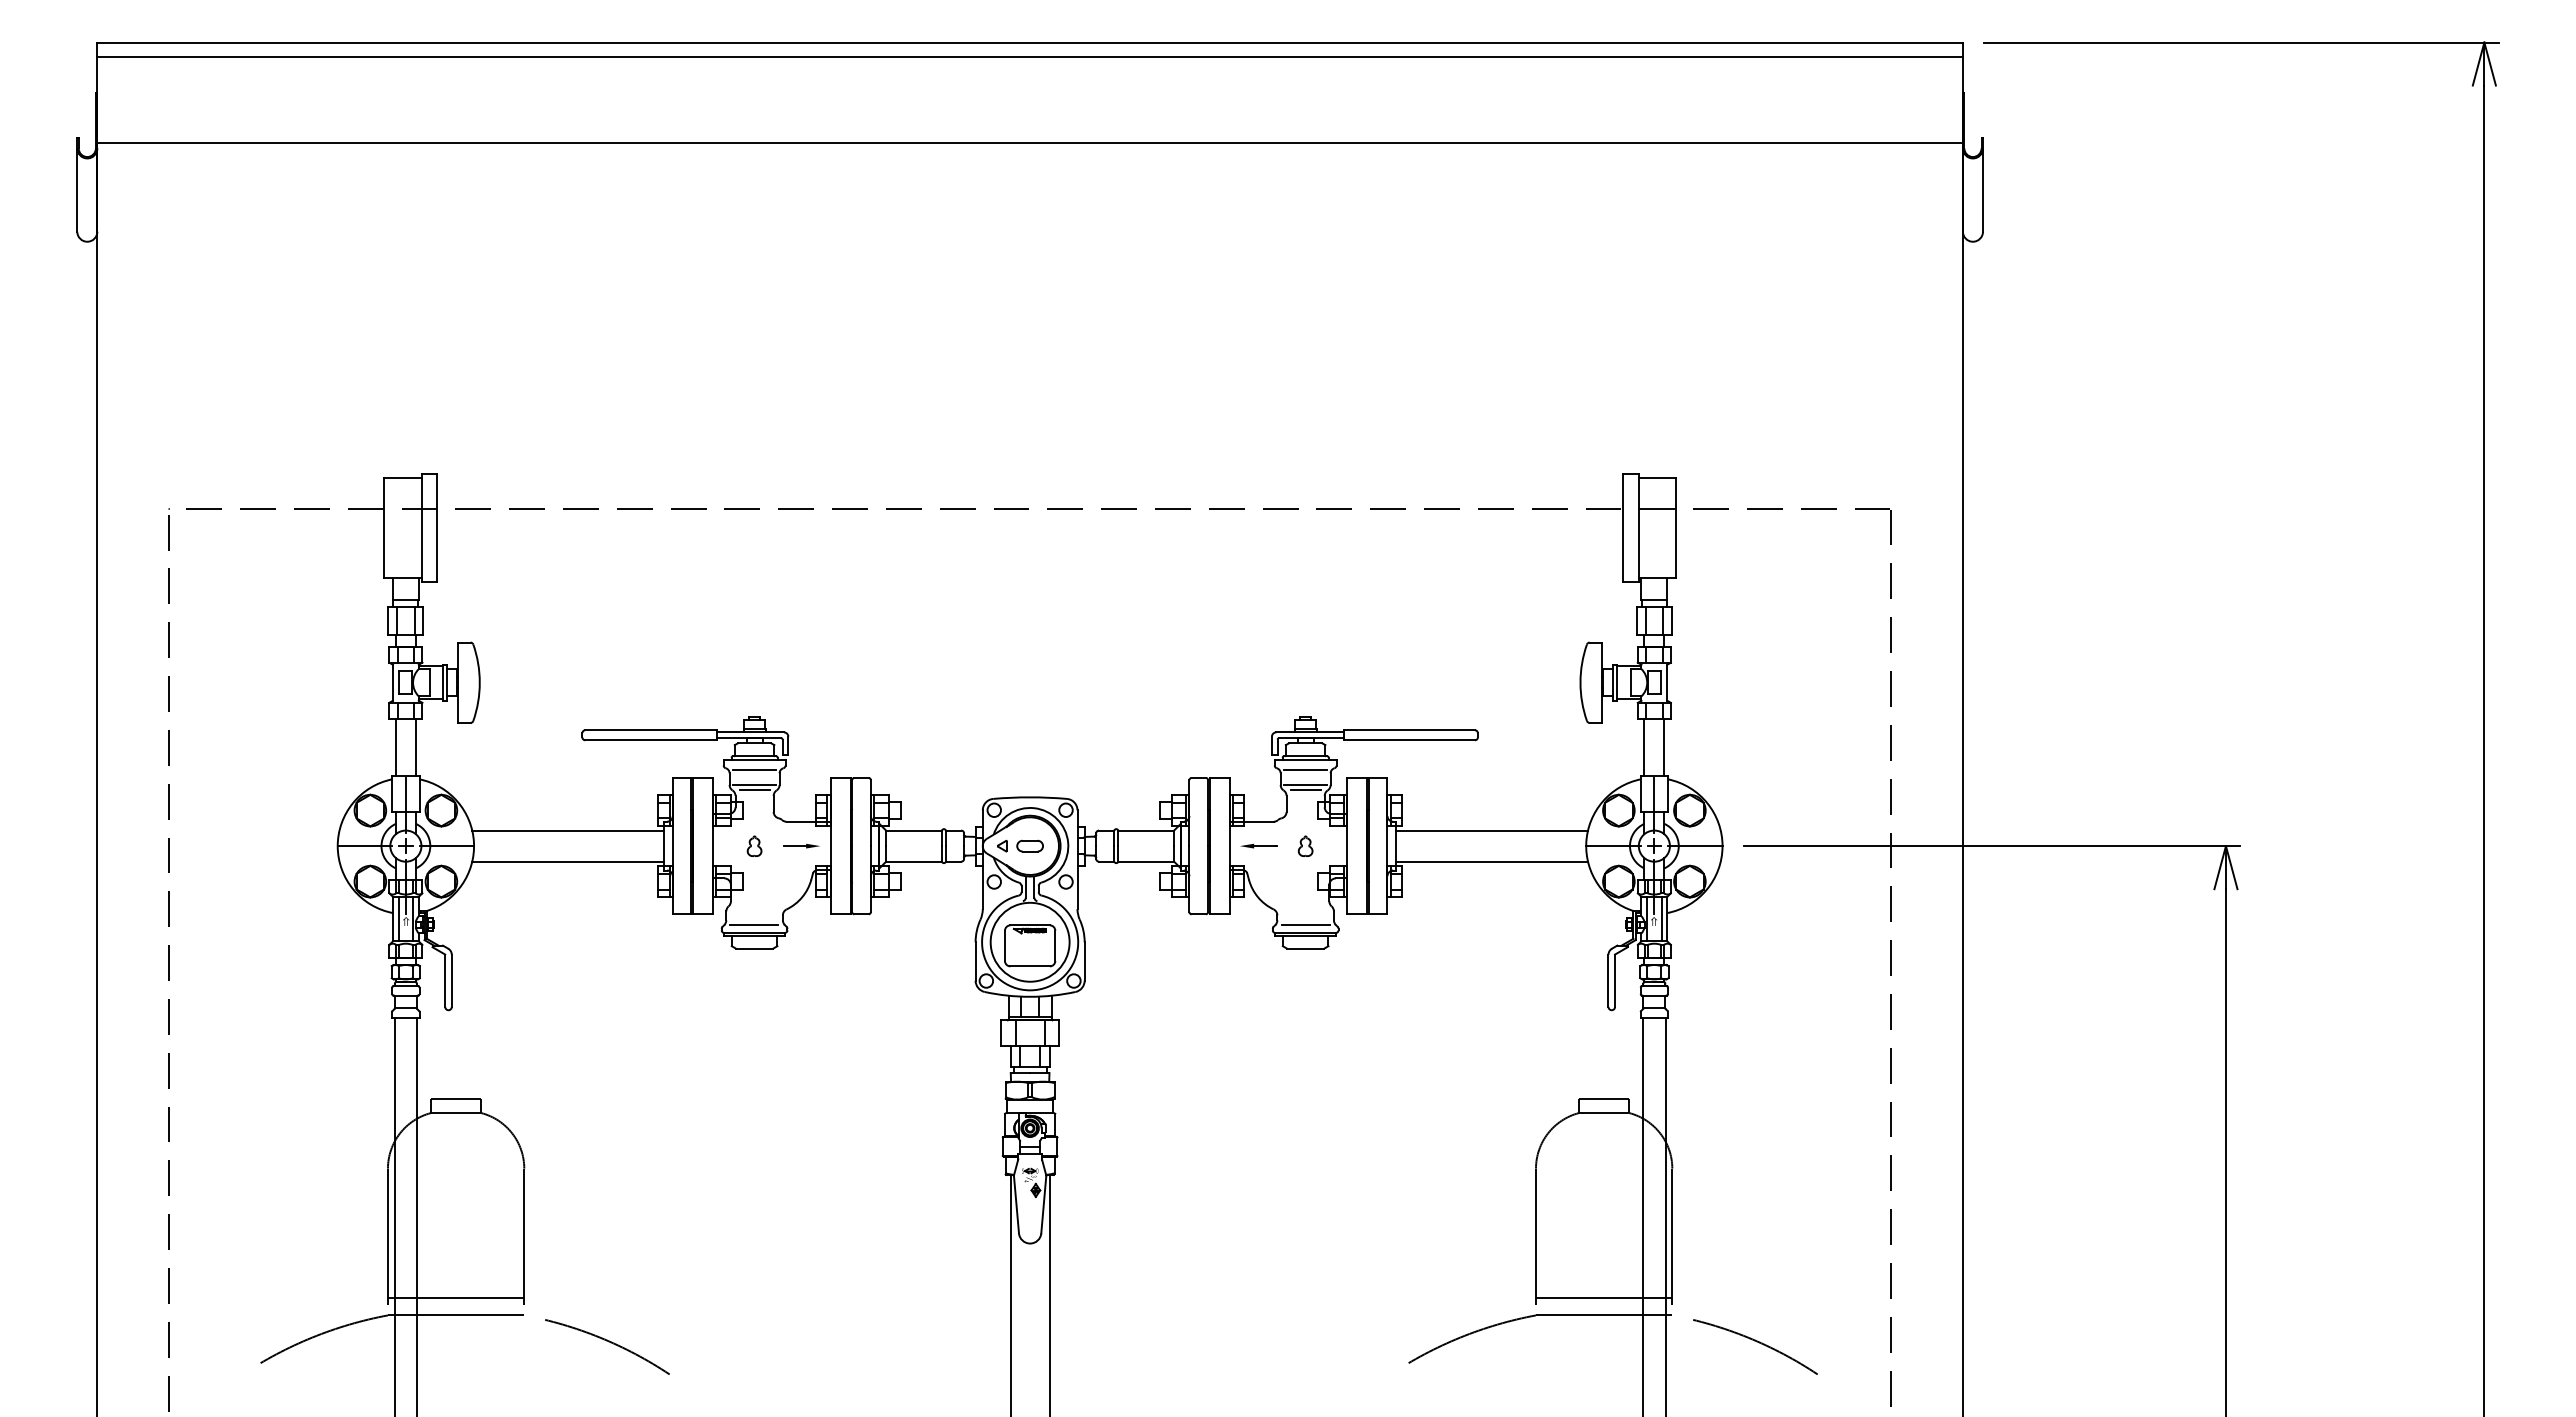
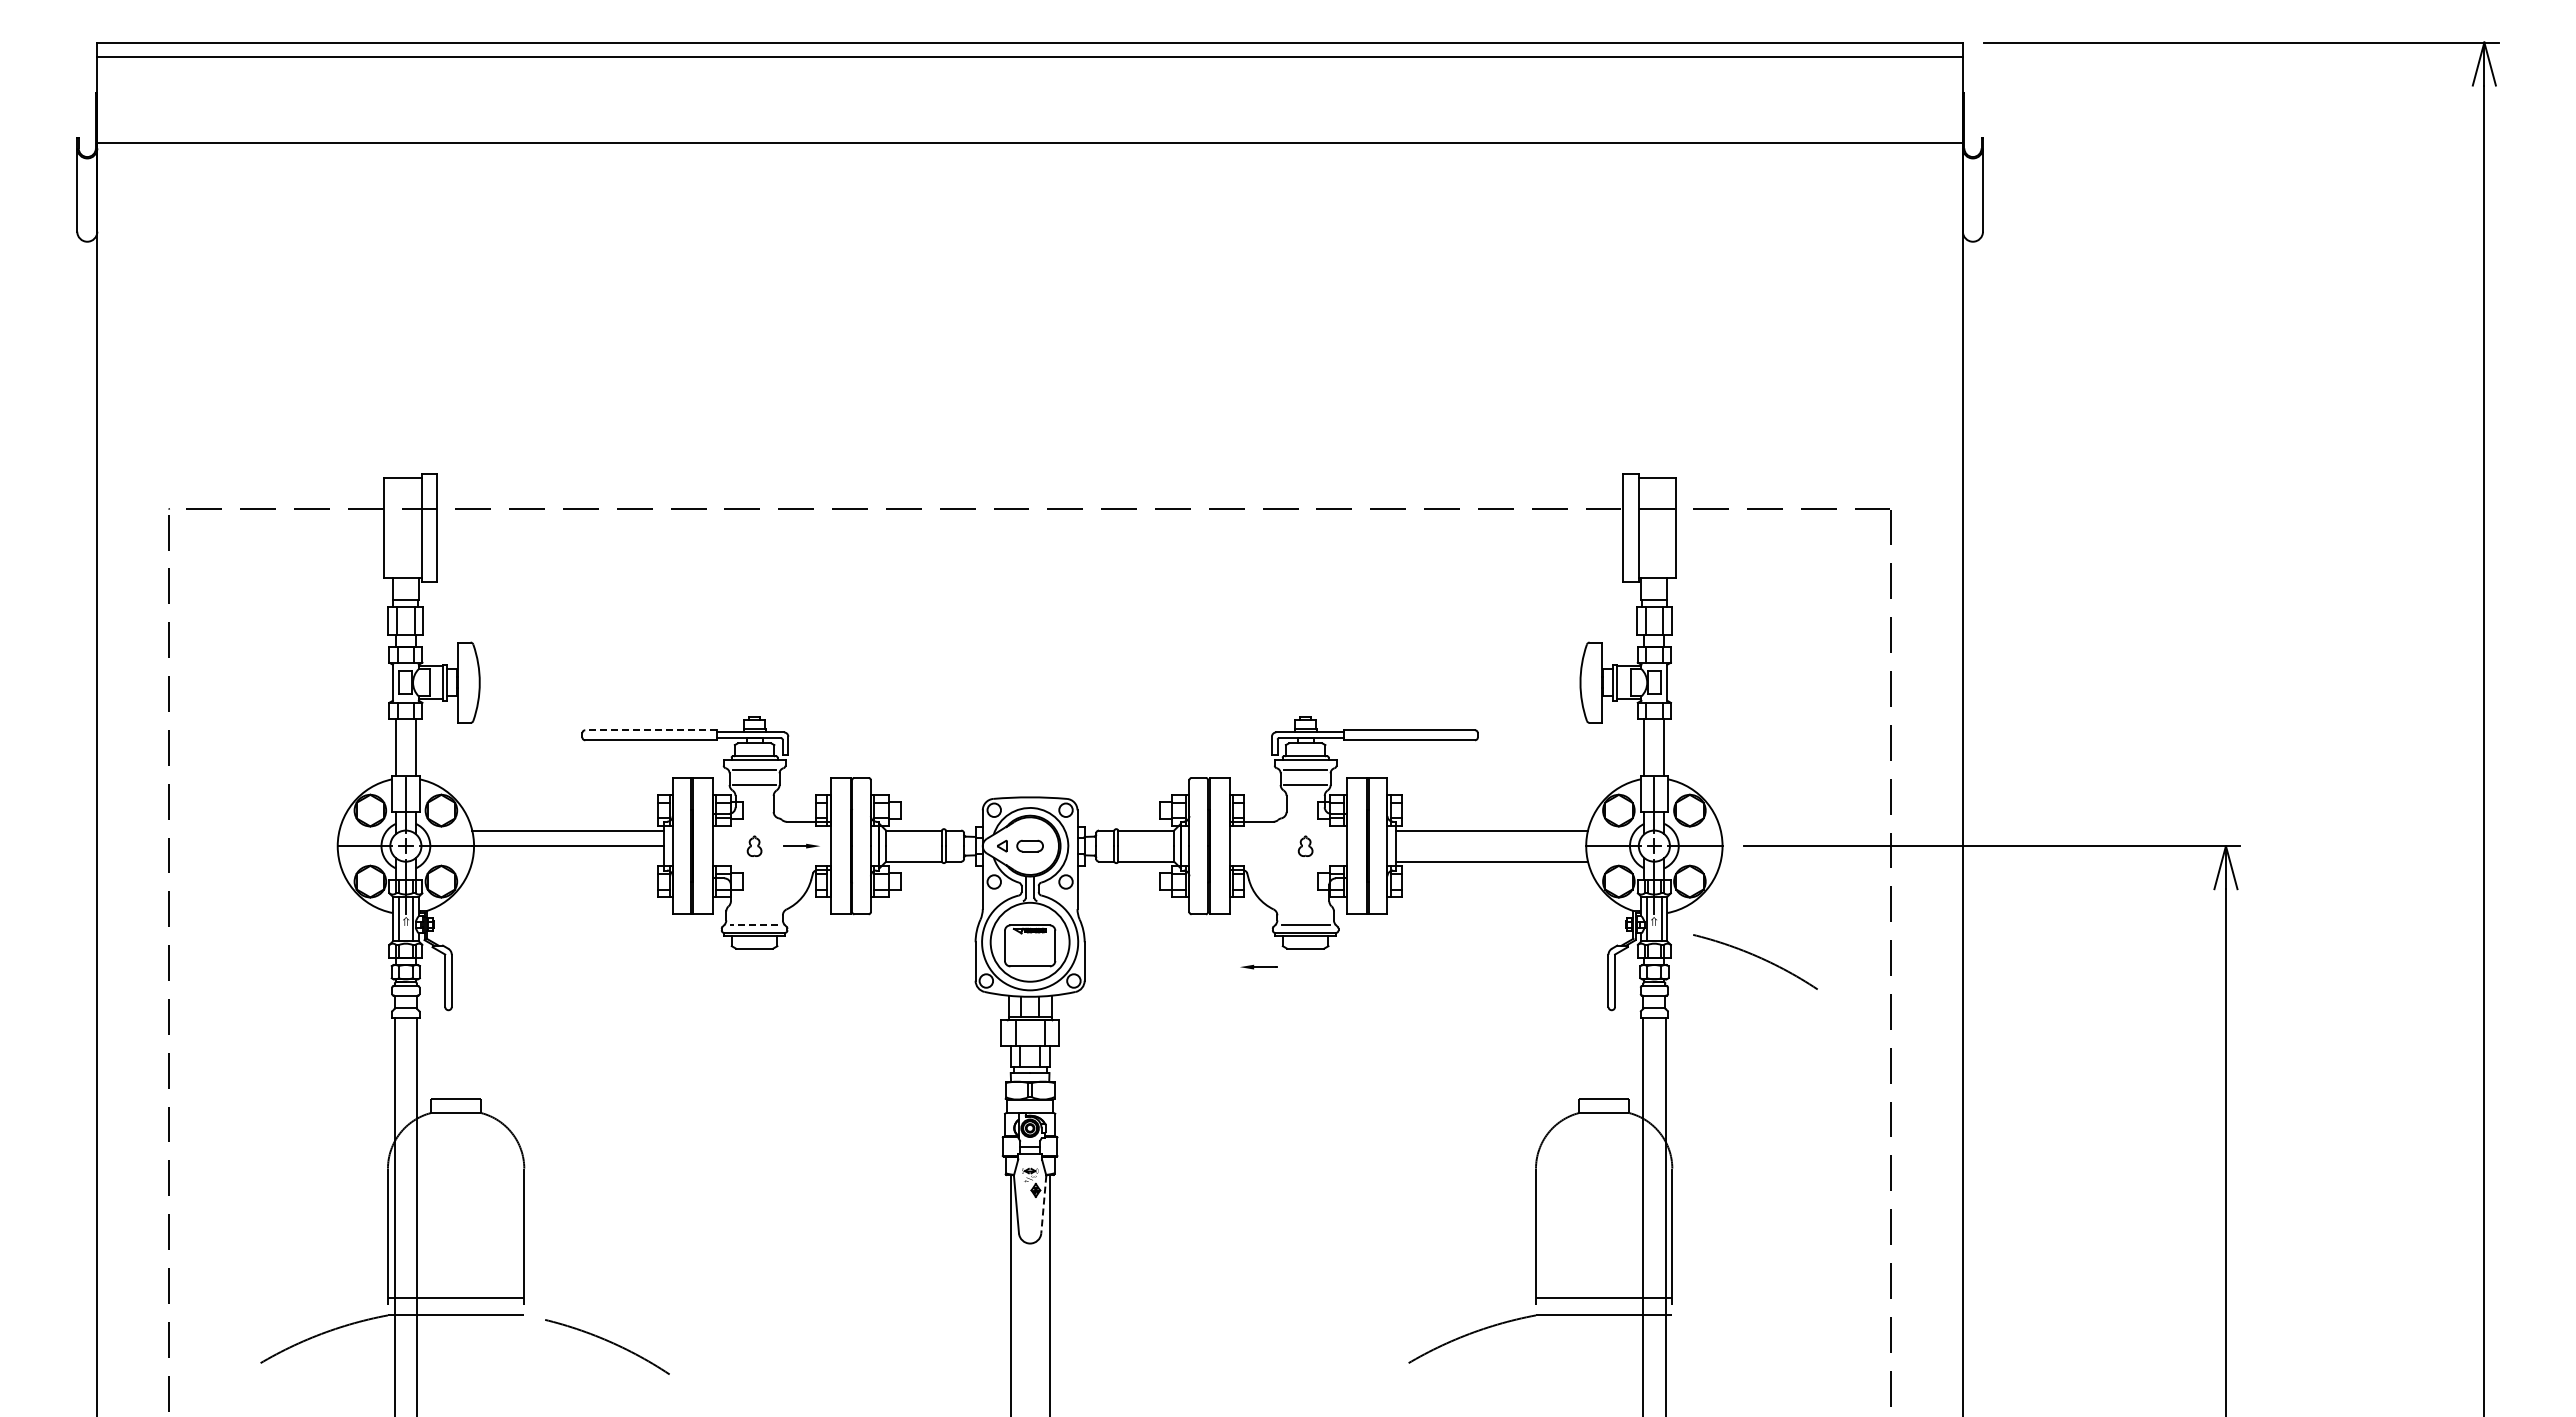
line: solid -> dashed (650, 730)
line: present -> none (754, 790)
line: present -> none (1305, 790)
part position: (1258, 845) -> (1258, 966) (1258, 966)
line position: (568, 861) -> (568, 845) (568, 845)
line: solid -> dashed (754, 925)
line: solid -> dashed (1043, 1204)
arc position: (1756, 1342) -> (1756, 957) (1756, 957)
